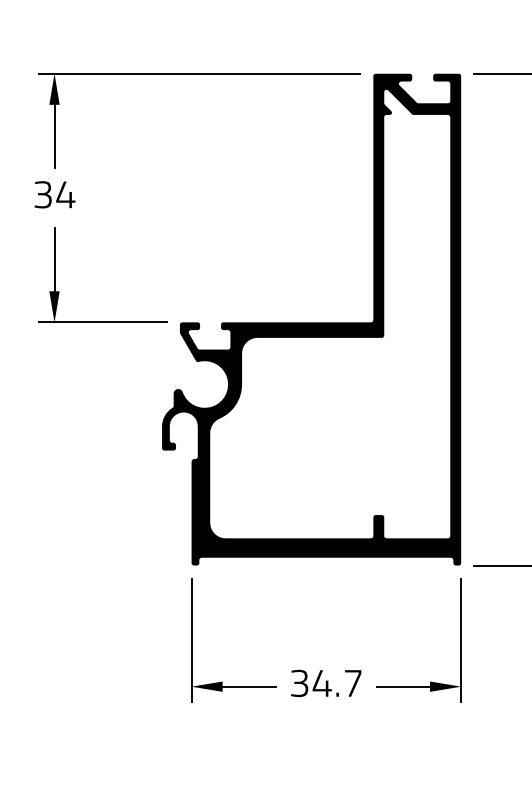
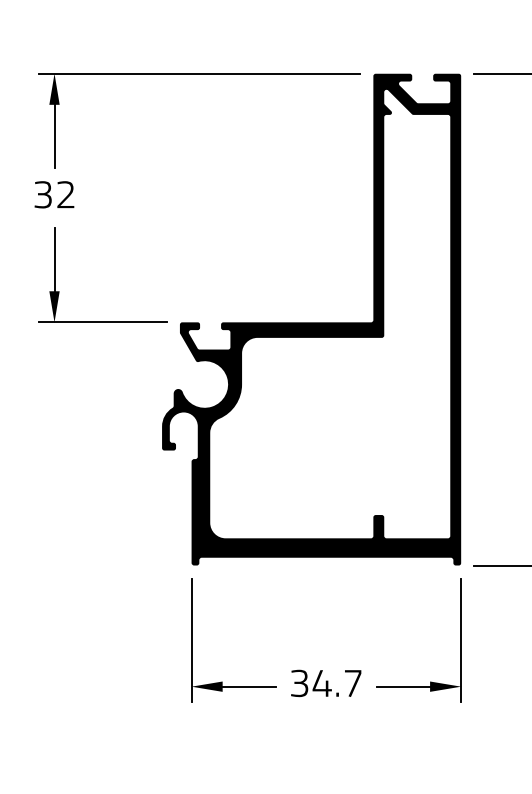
text: 34 -> 32 (65, 194)
